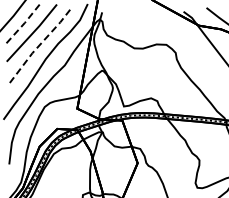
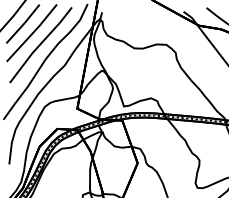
line: dashed -> solid (23, 24)
line: dashed -> solid (40, 44)
